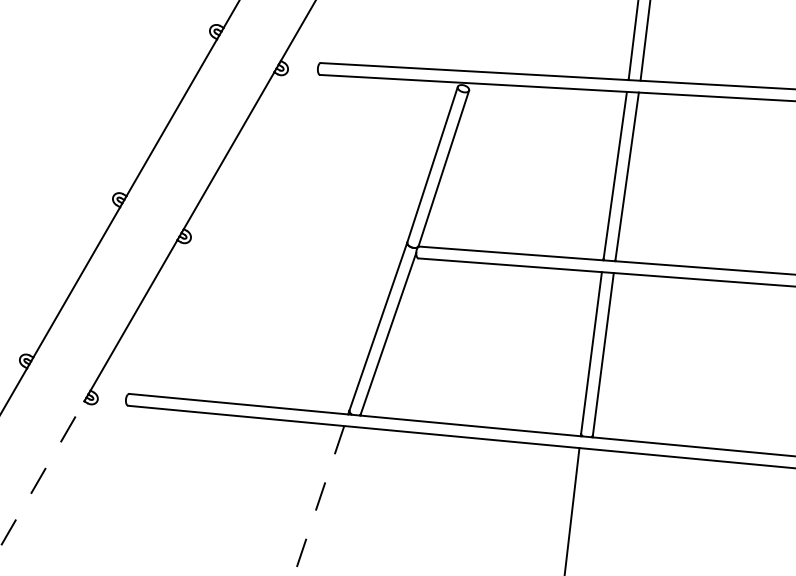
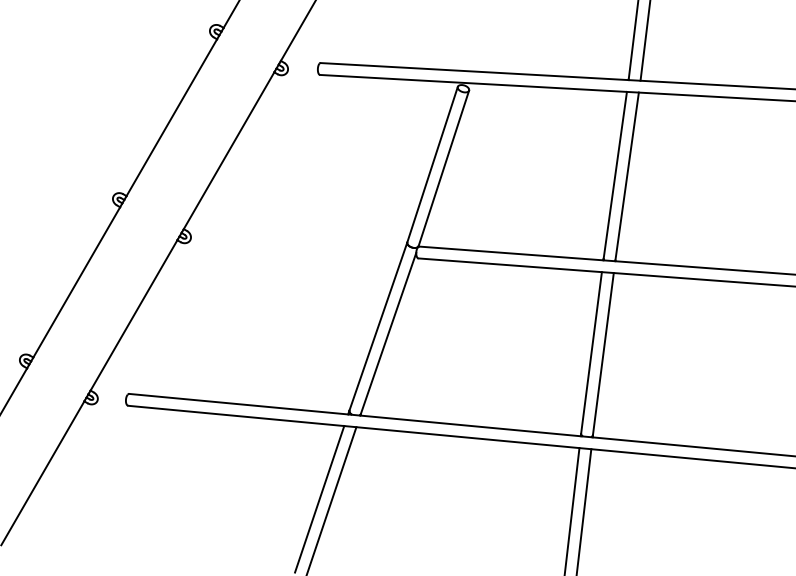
line: dashed -> solid (43, 472)
line: dashed -> solid (319, 499)
line: none -> present (331, 499)
line: none -> present (583, 510)
